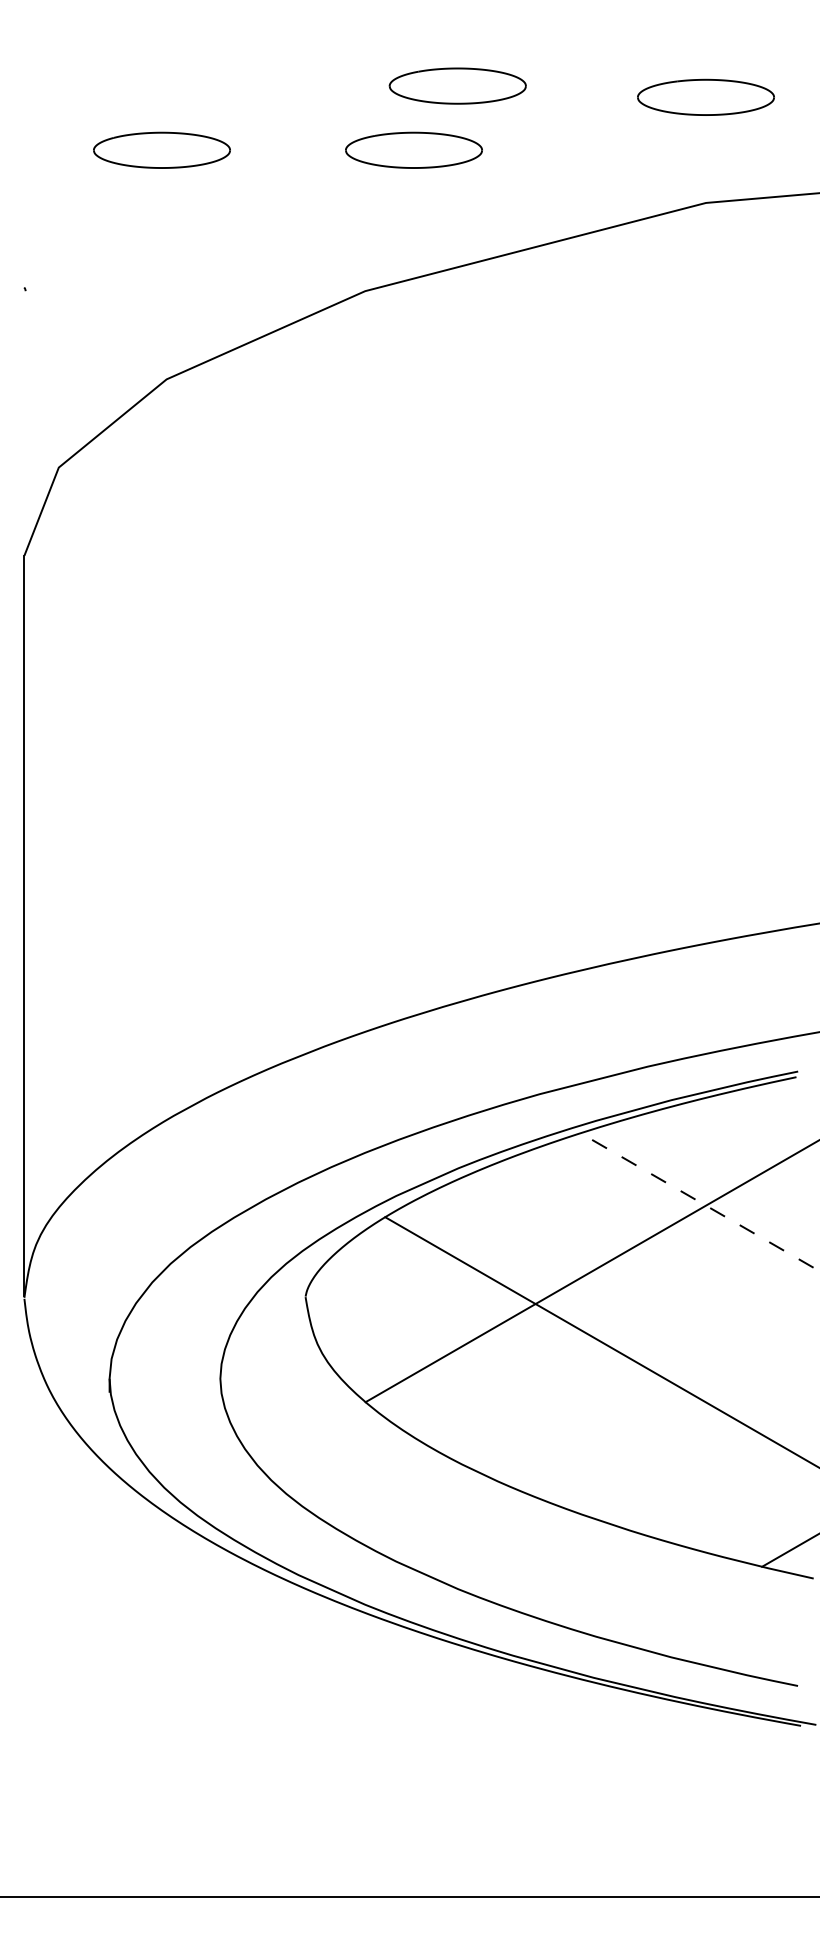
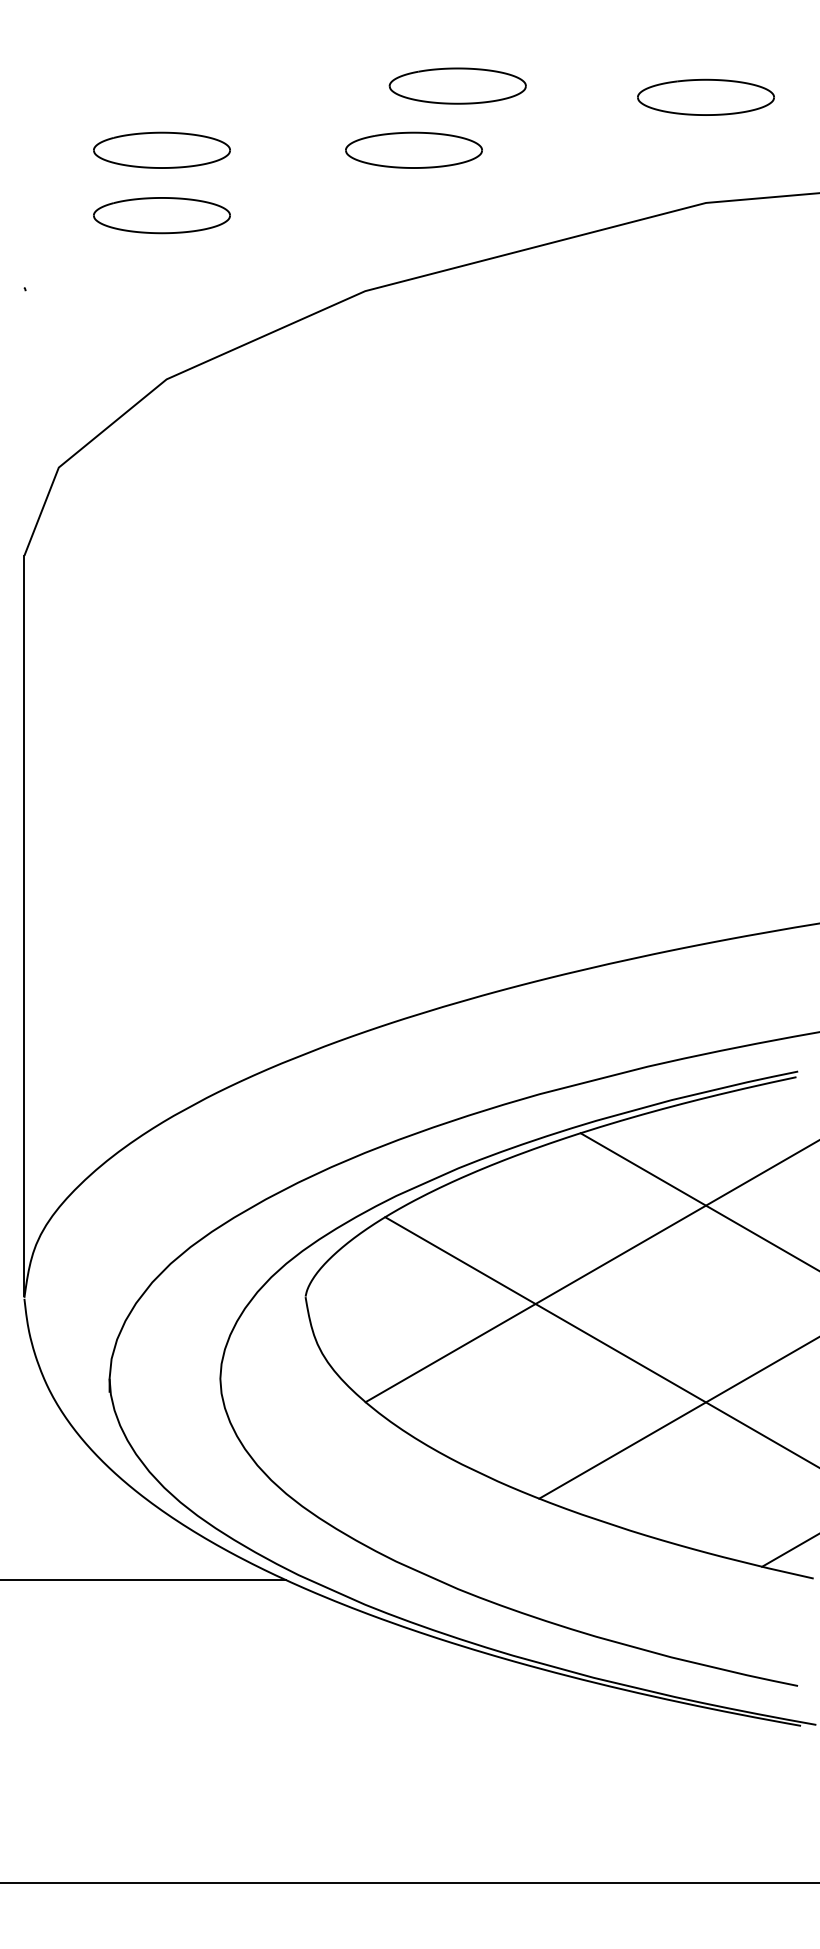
part: none -> present (161, 215)
line: dashed -> solid (700, 1202)
line: none -> present (677, 1418)
line: none -> present (144, 1580)
line position: (409, 1896) -> (409, 1882) (409, 1882)
